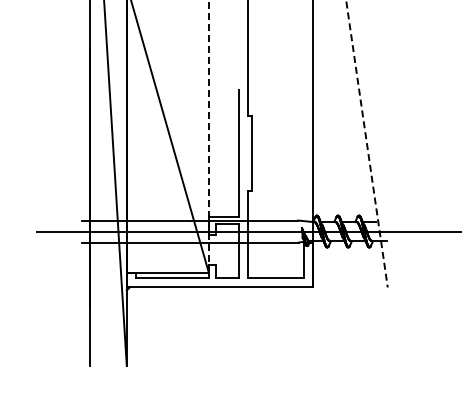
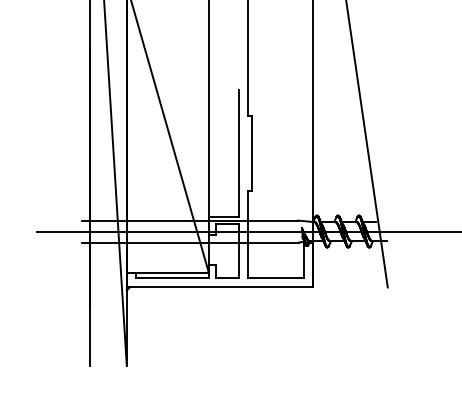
line: dashed -> solid (208, 136)
line: dashed -> solid (366, 144)
